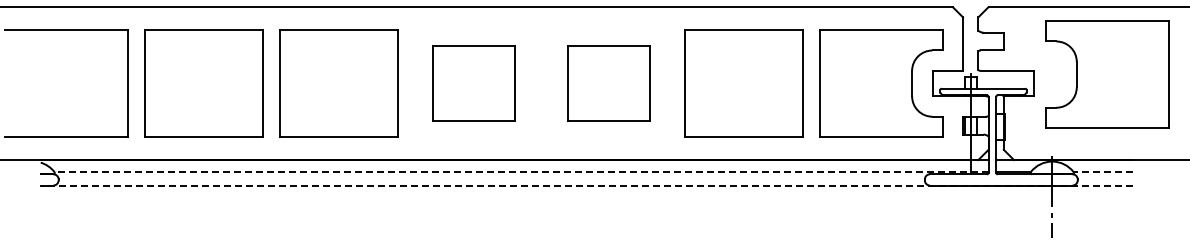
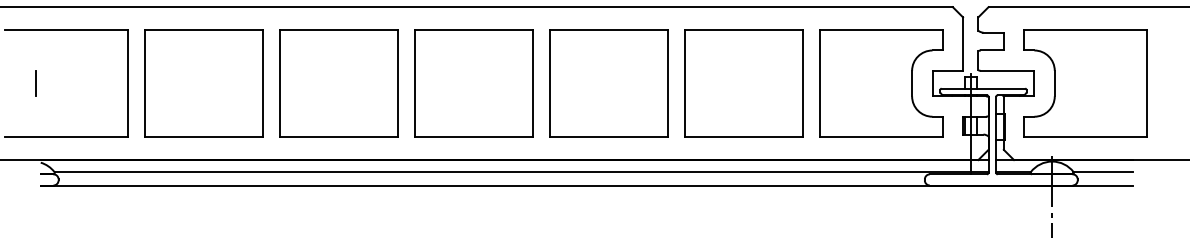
part position: (1107, 74) -> (1085, 83) (1085, 83)
line: none -> present (35, 83)
part size: 84x77 px -> 120x109 px (473, 83)
part size: 84x77 px -> 120x109 px (608, 83)
line: dashed -> solid (521, 171)
line: dashed -> solid (1103, 171)
line: dashed -> solid (586, 185)
